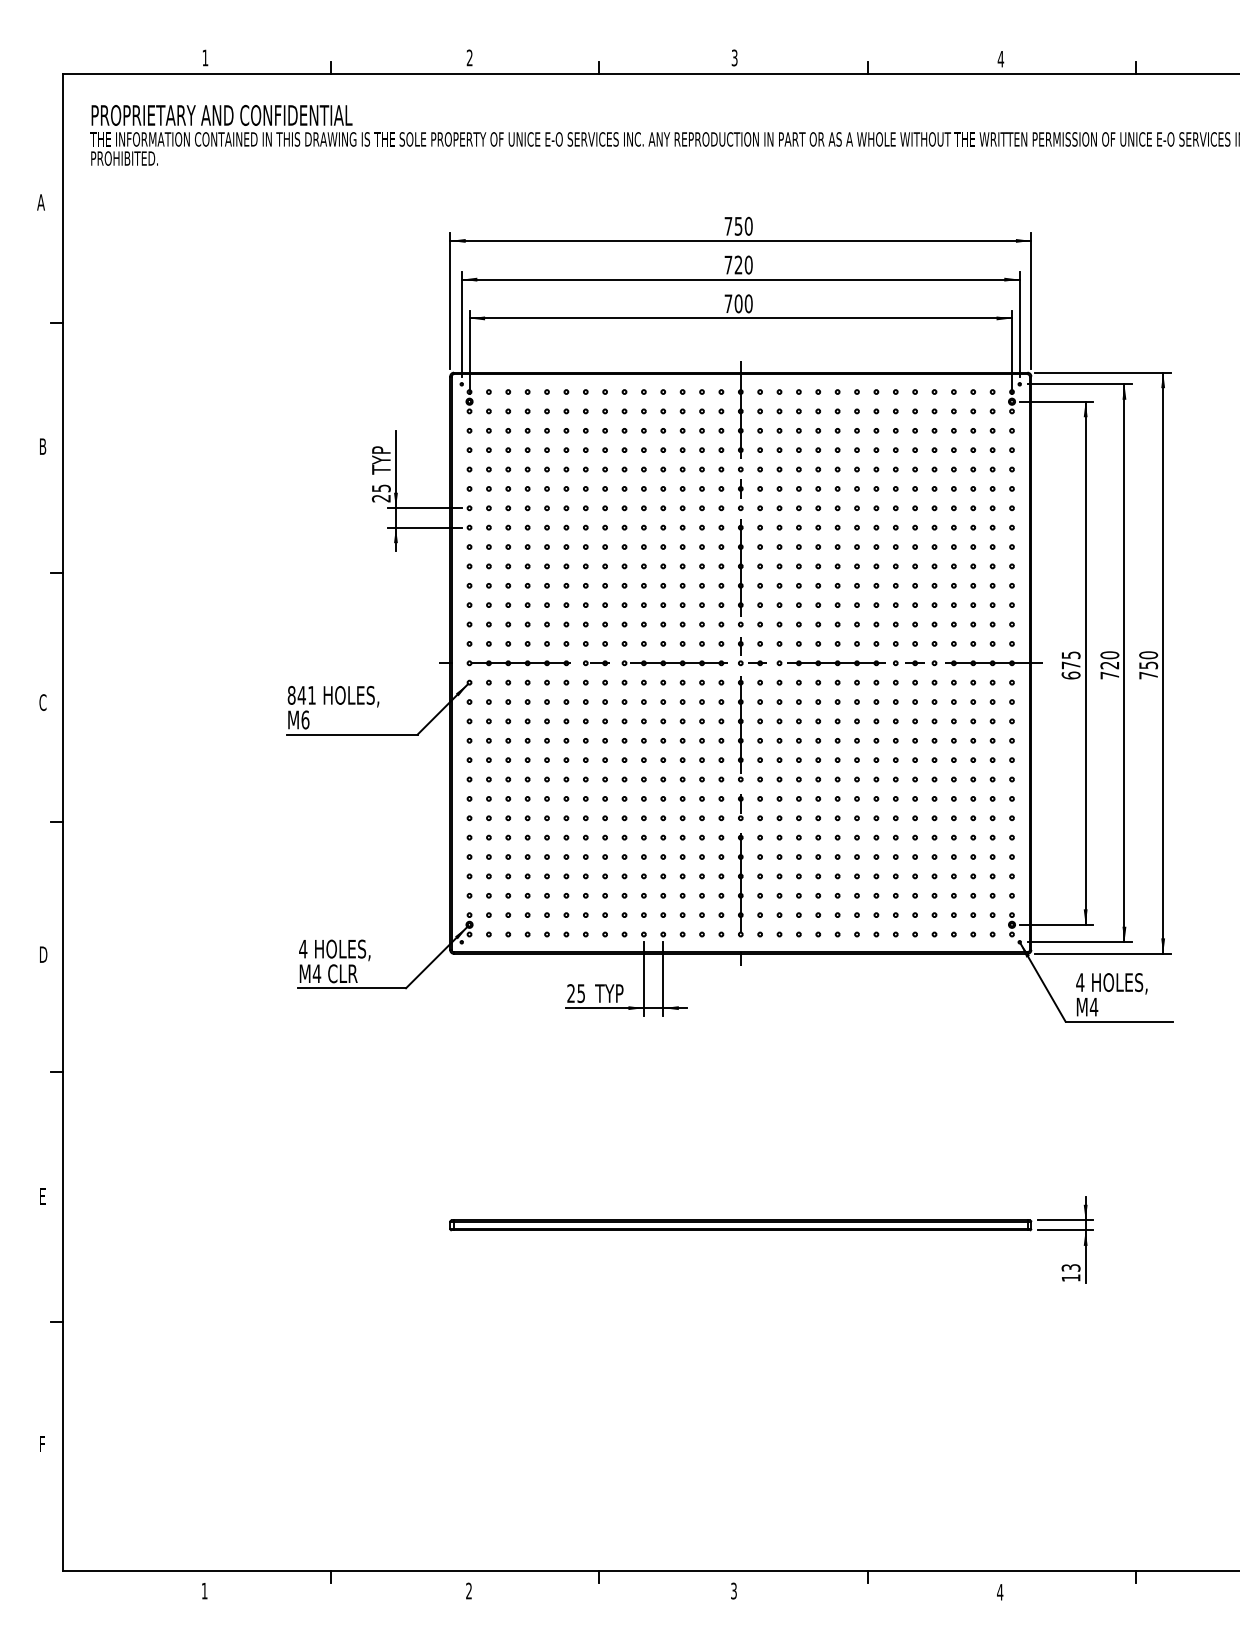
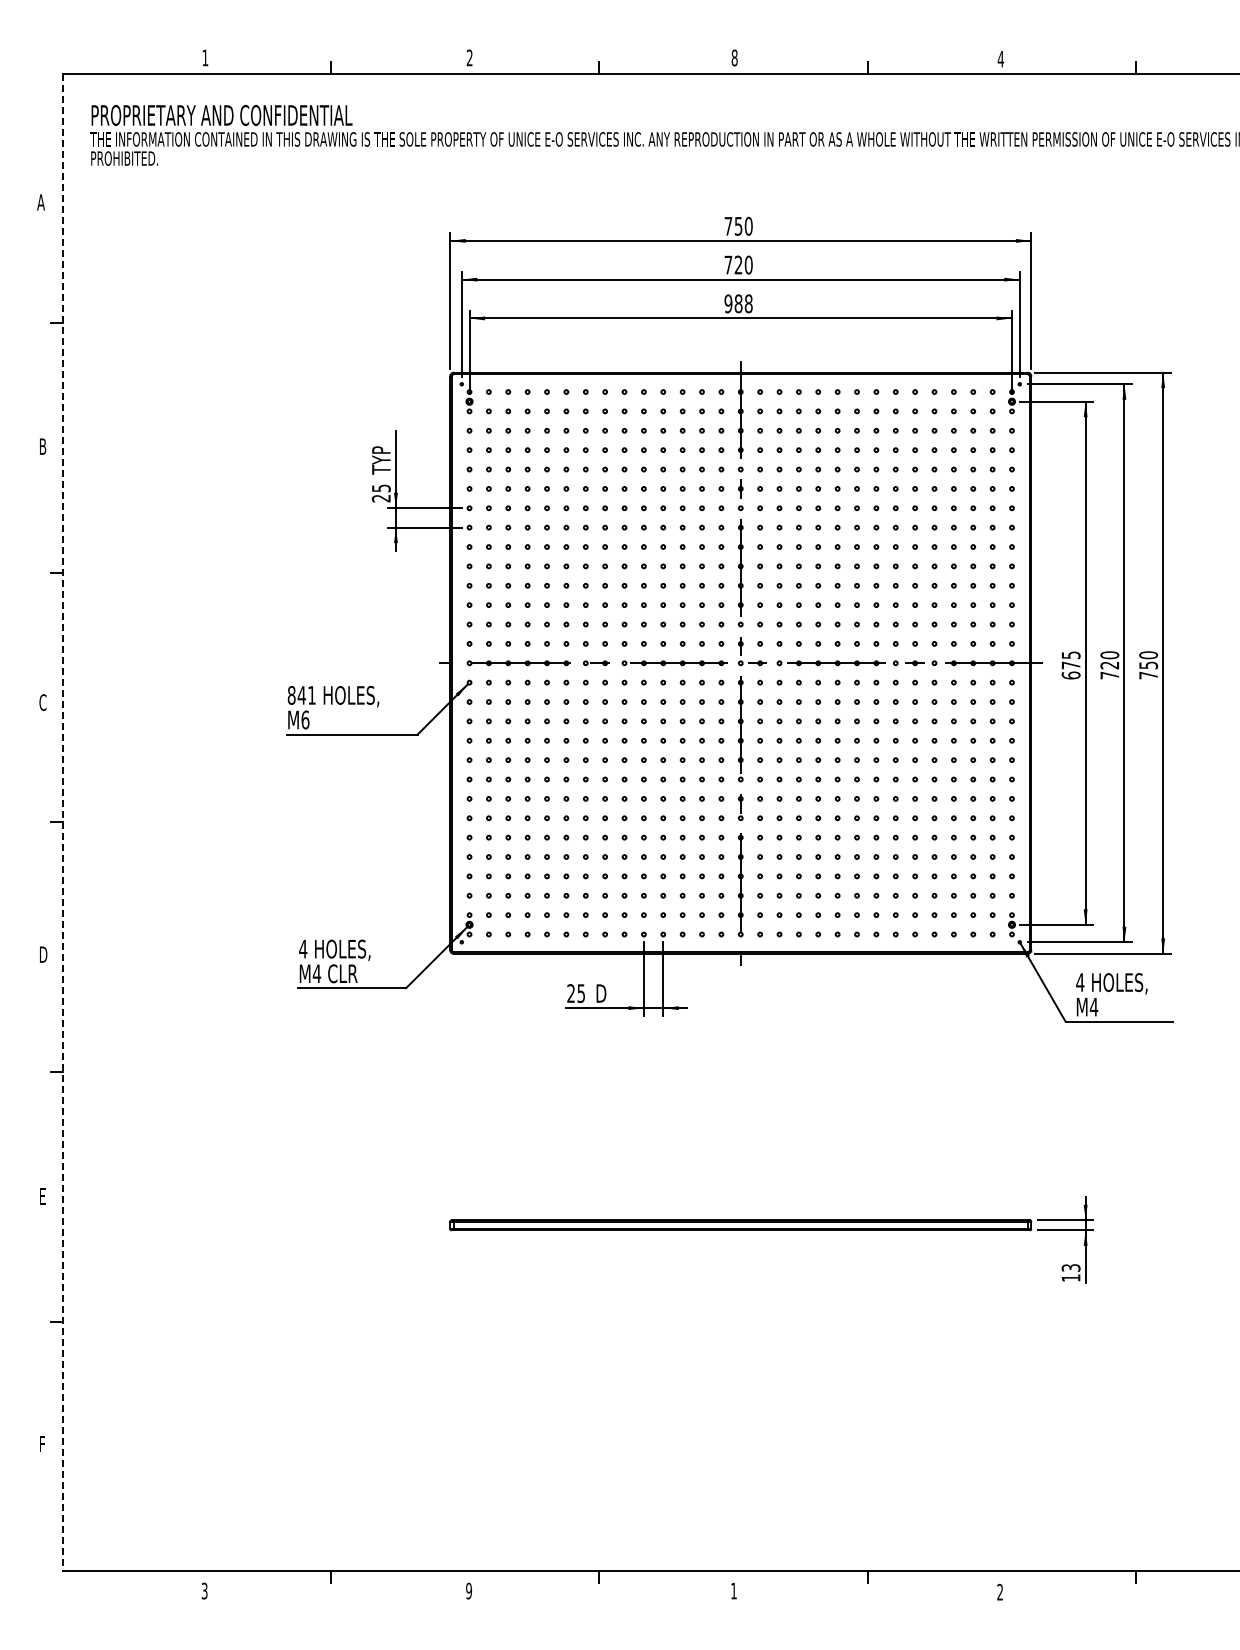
text: 3 -> 8 (734, 57)
text: 700 -> 988 (738, 303)
line: solid -> dashed (62, 822)
text: TYP -> D (609, 993)
text: 1 -> 3 (204, 1590)
text: 2 -> 9 (469, 1590)
text: 3 -> 1 (733, 1590)
text: 4 -> 2 (1000, 1591)
